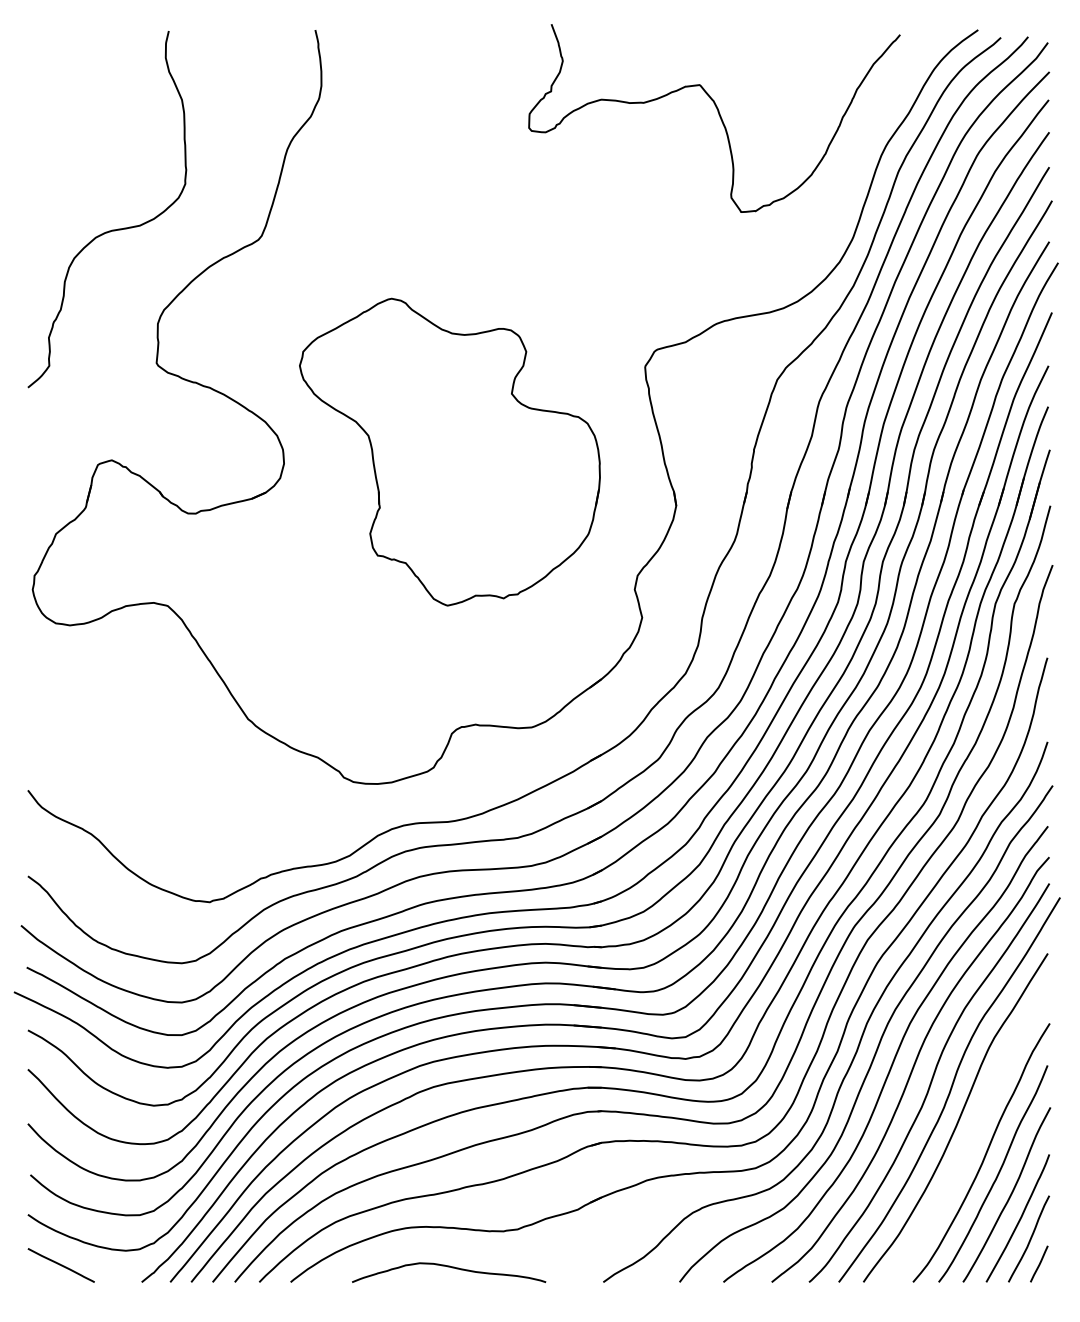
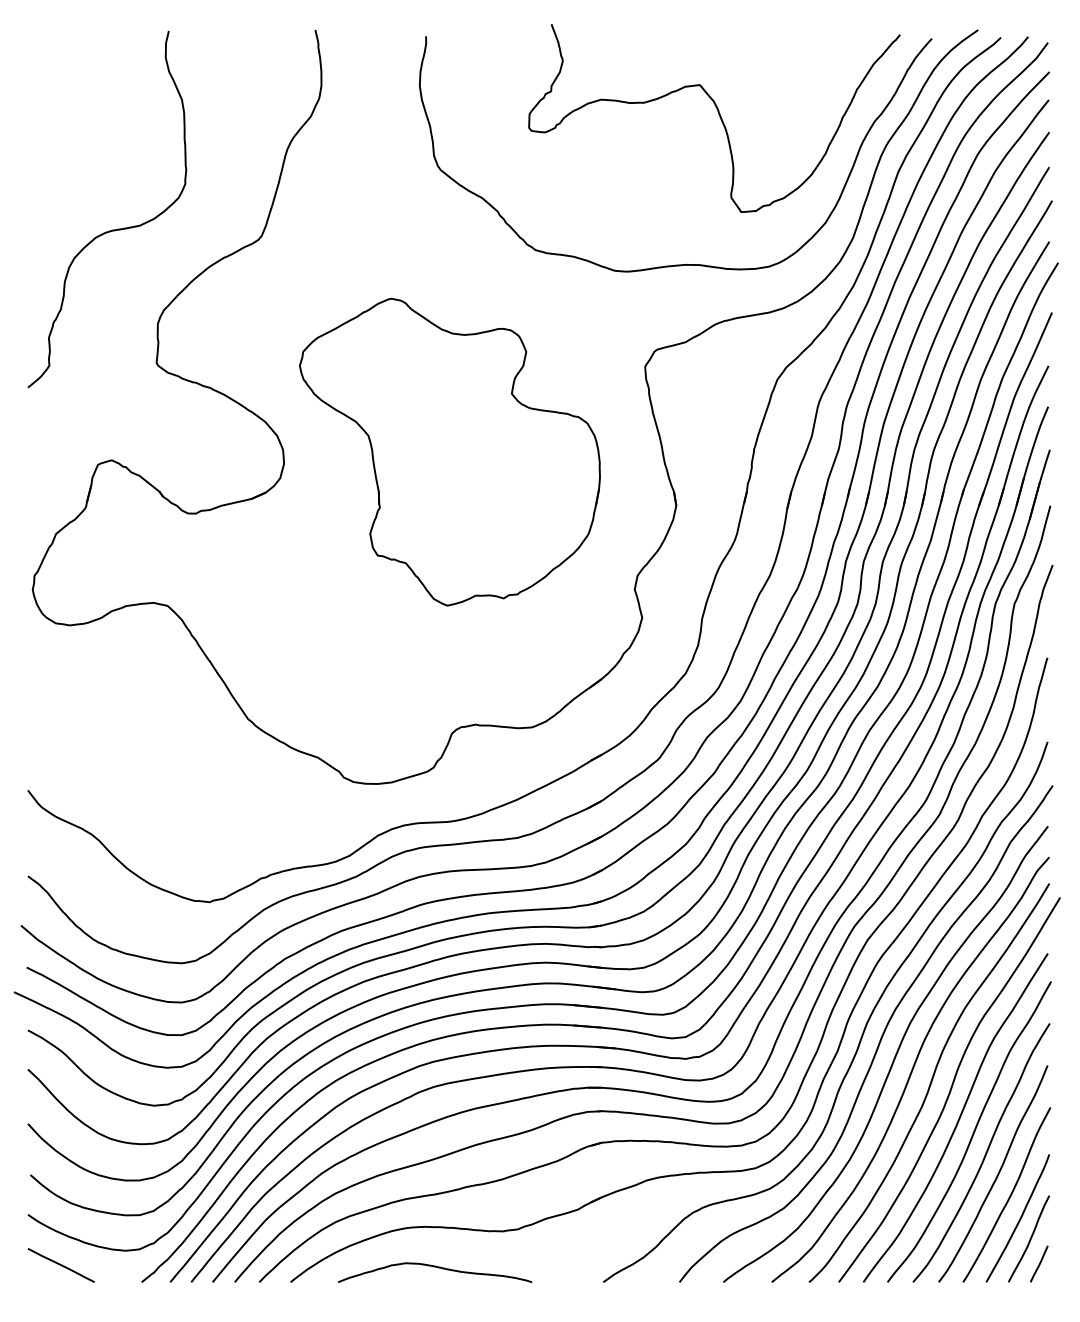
curve: none -> present (675, 264)
curve: none -> present (972, 1133)
curve position: (449, 1267) -> (435, 1267) (435, 1267)
